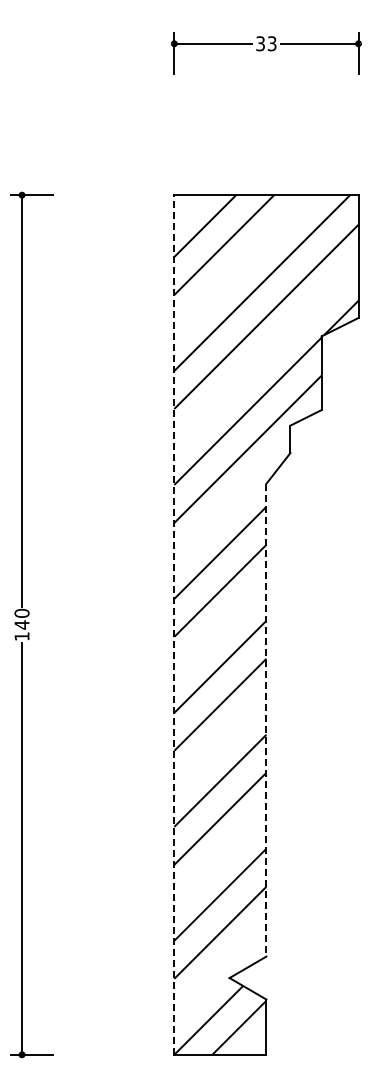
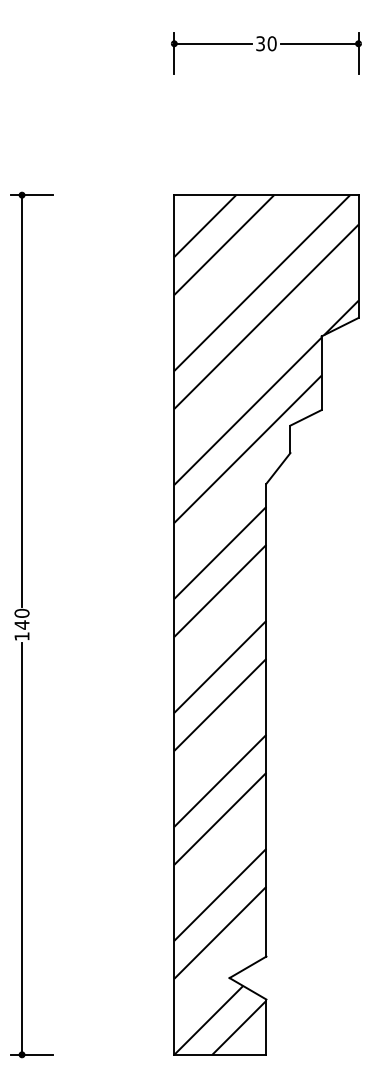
text: 33 -> 30 (271, 43)
line: dashed -> solid (174, 625)
line: dashed -> solid (266, 720)
